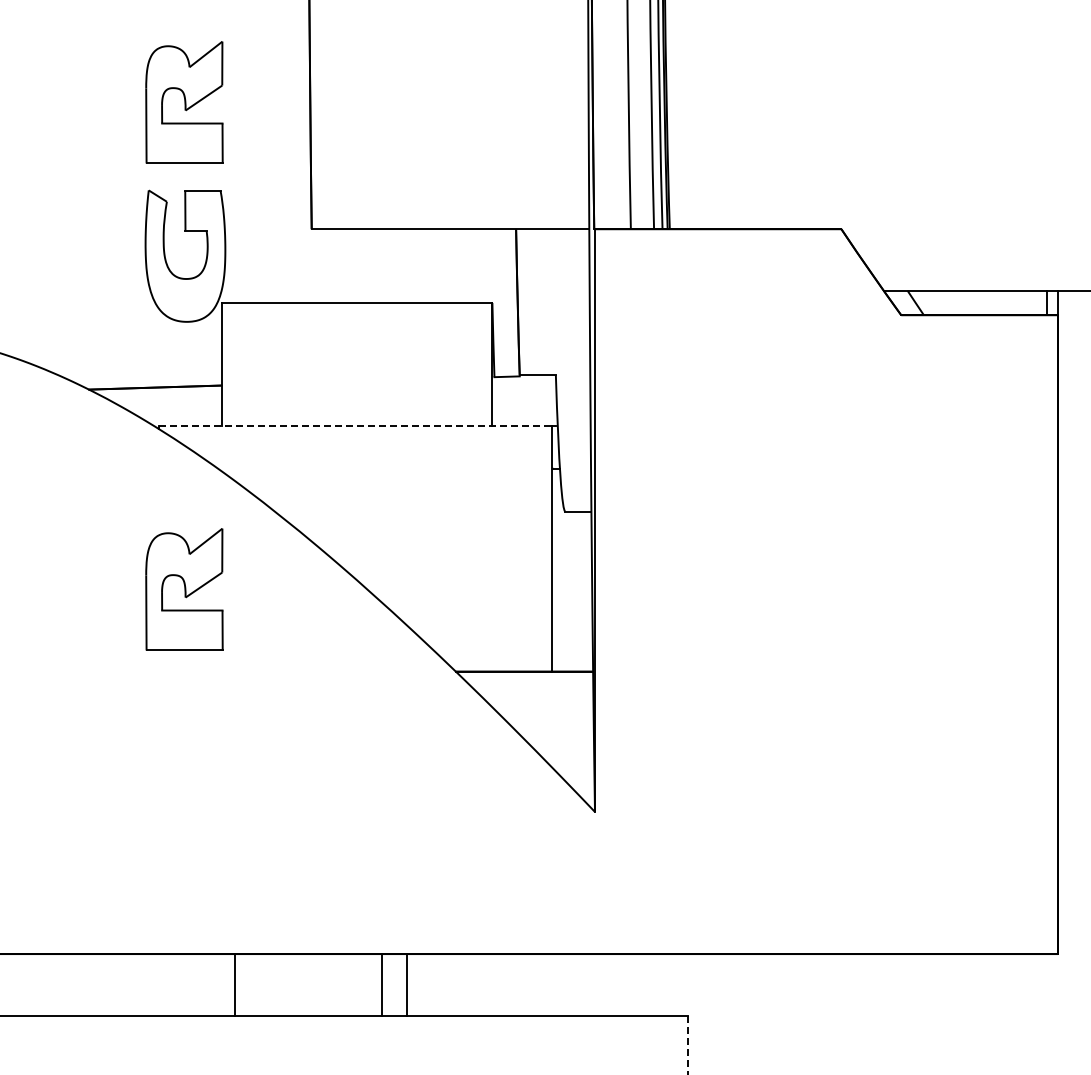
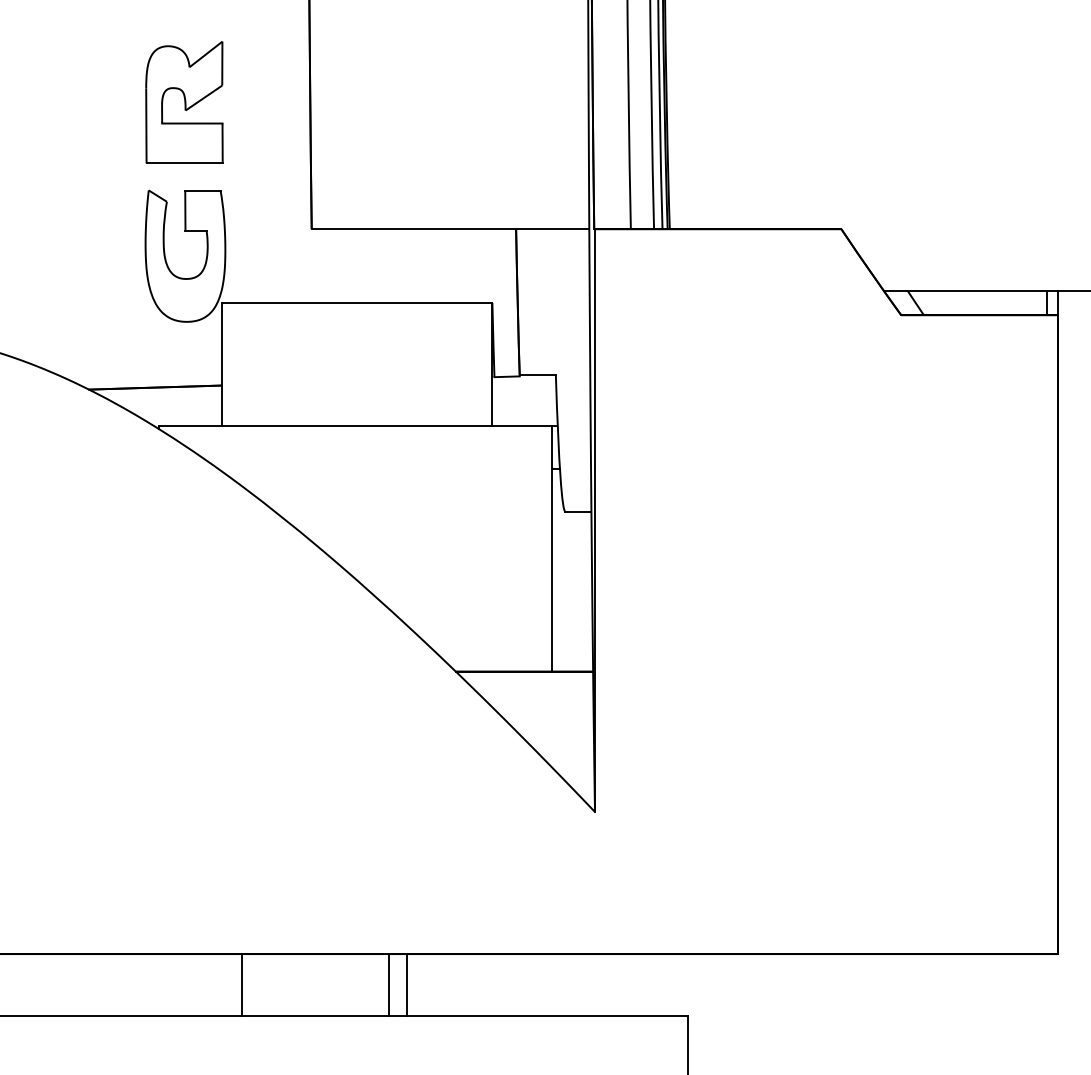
line: dashed -> solid (355, 425)
part: present -> none (184, 589)
line position: (234, 984) -> (241, 984) (241, 984)
line position: (382, 984) -> (389, 984) (389, 984)
line: dashed -> solid (688, 1045)
